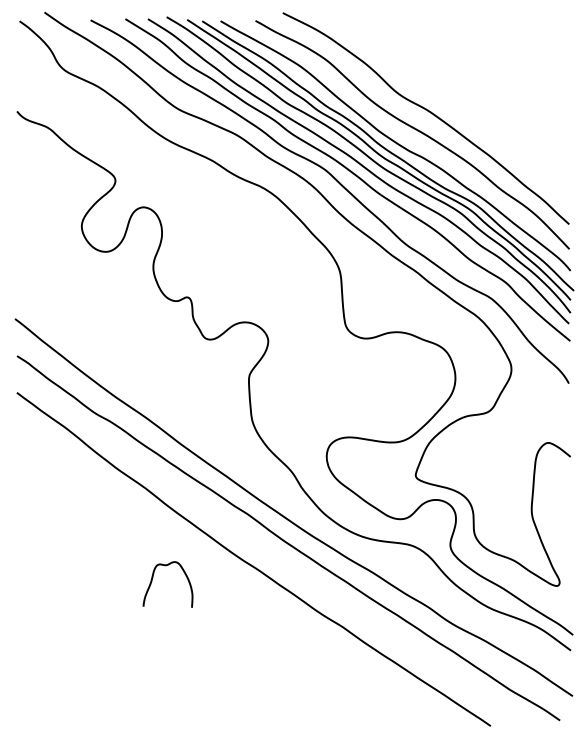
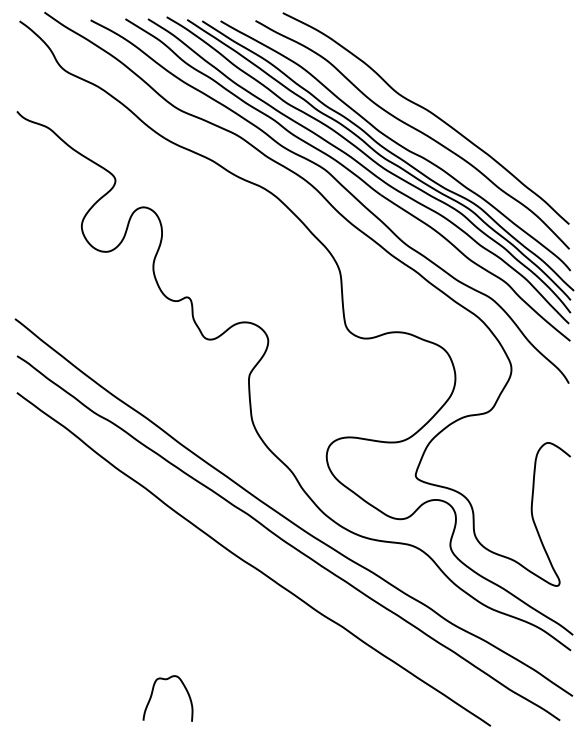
curve position: (153, 578) -> (153, 692) (153, 692)
